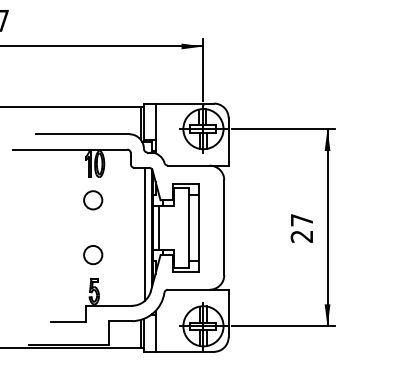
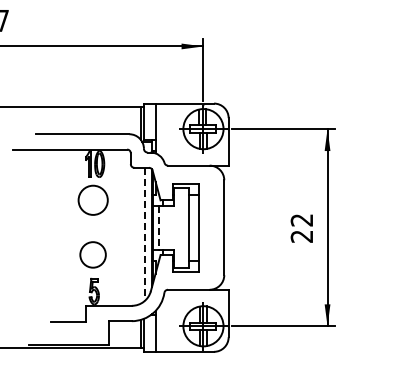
circle diameter: 18 px -> 29 px (92, 199)
text: 27 -> 22 (301, 220)
line: solid -> dashed (159, 227)
line: solid -> dashed (144, 234)
circle size: 21x21 px -> 28x28 px (92, 254)
